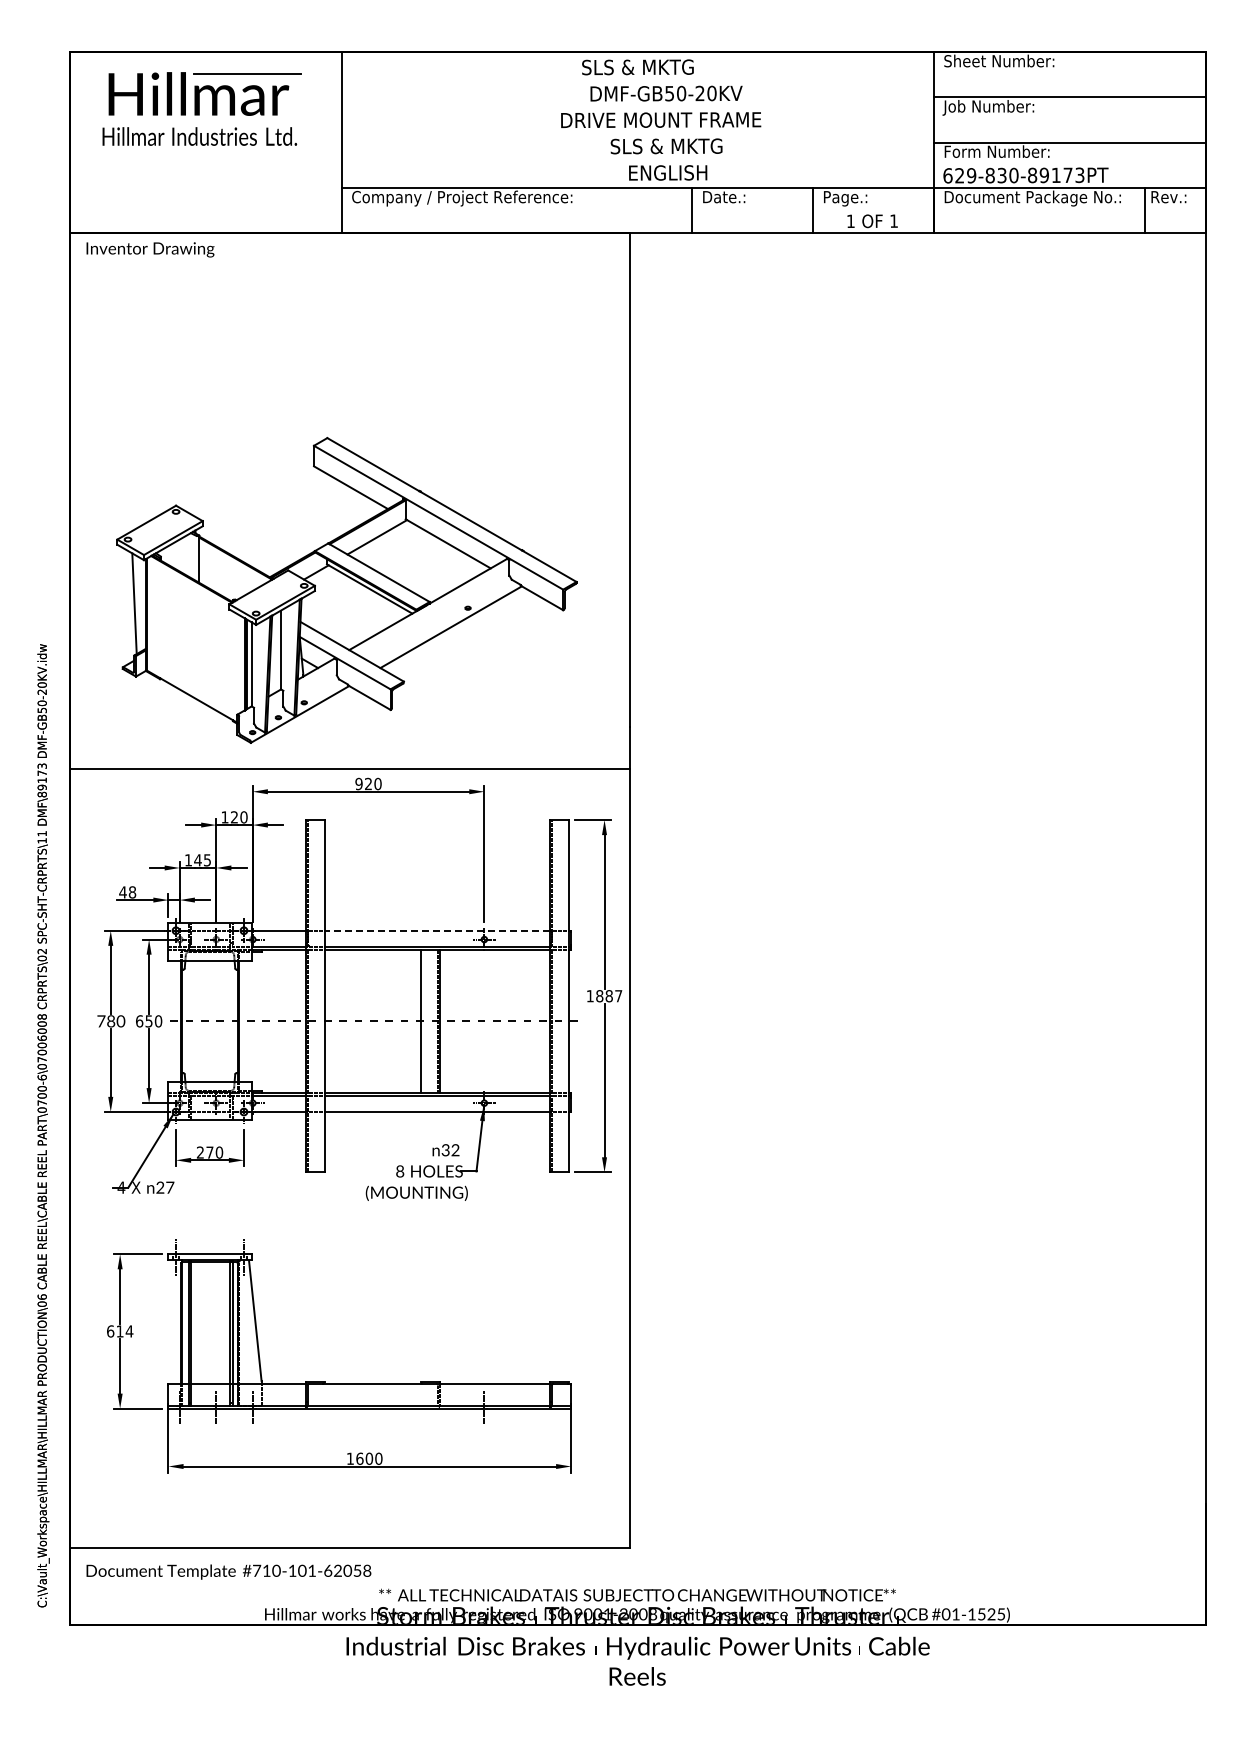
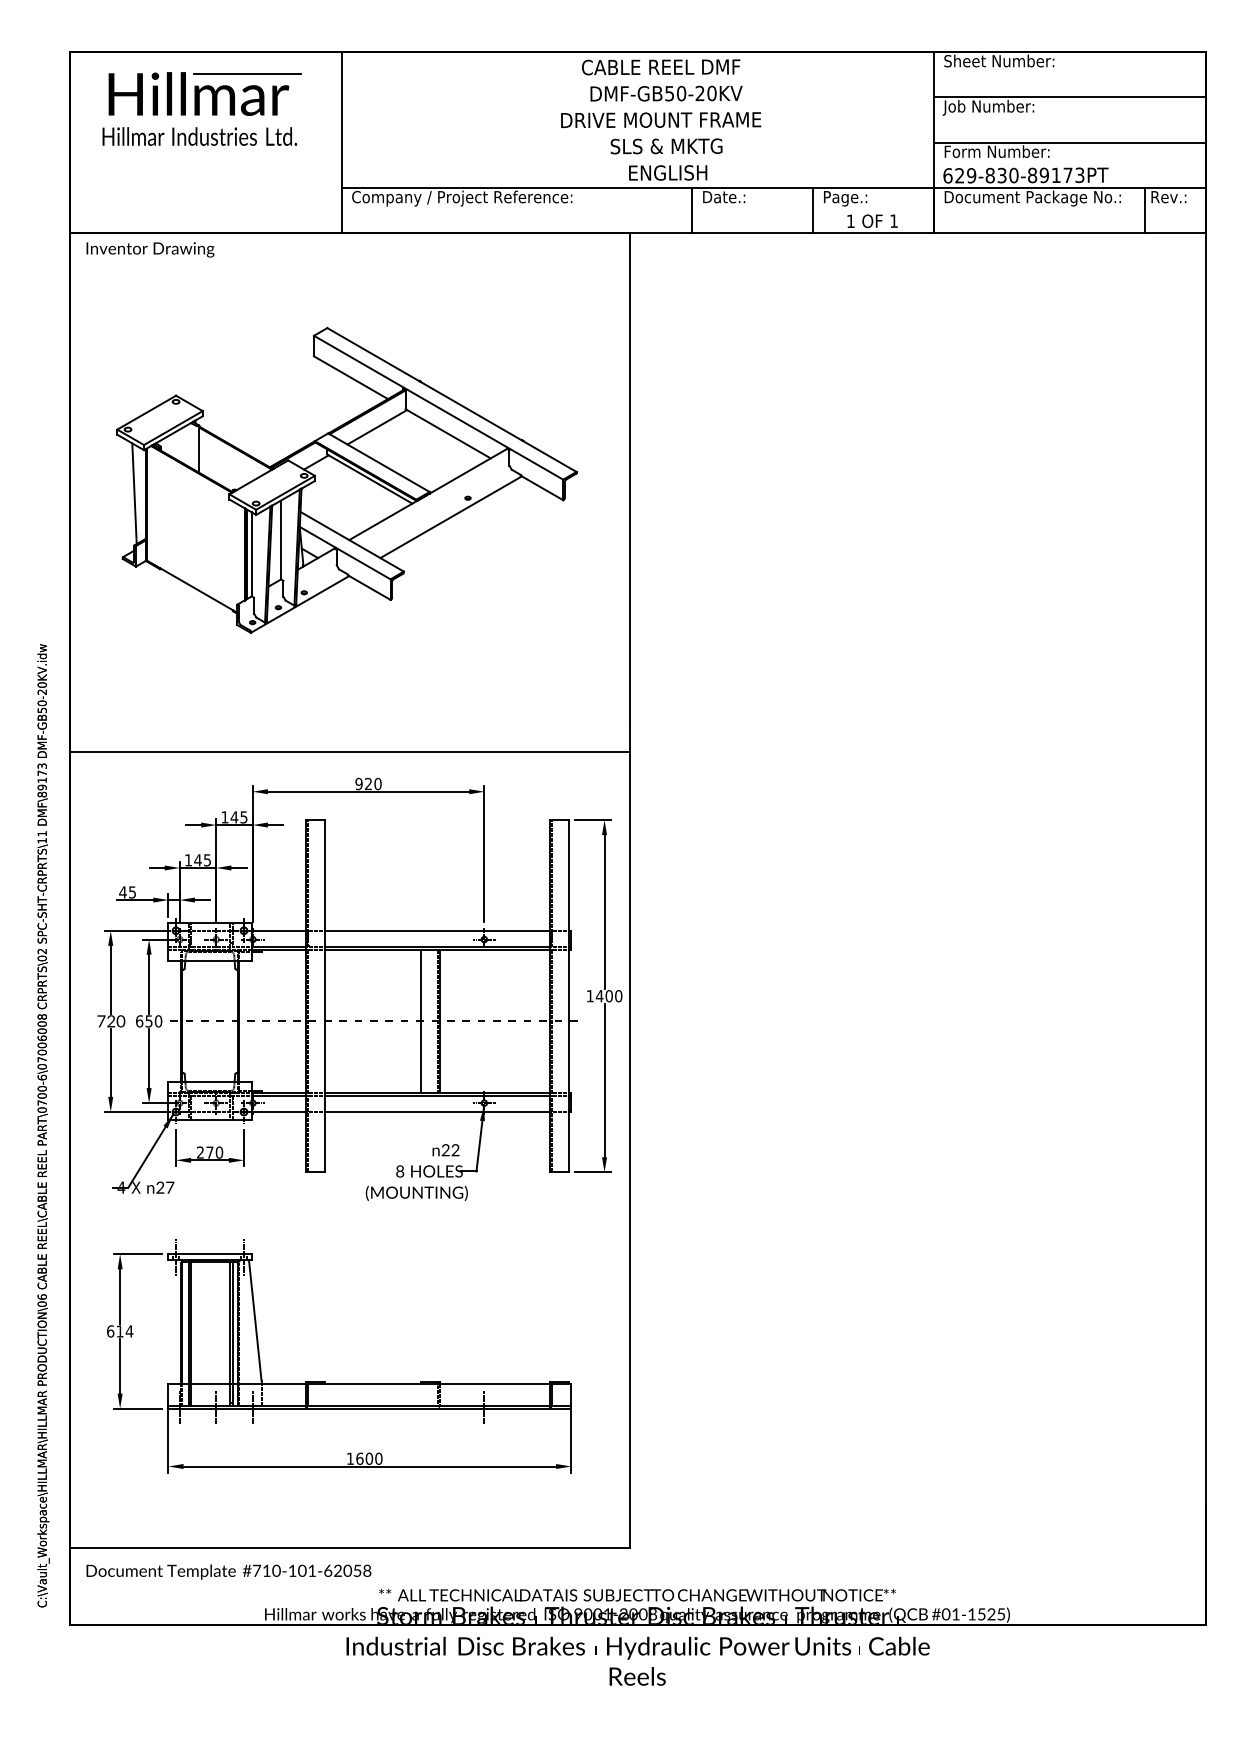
text: SLS & MKTG -> CABLE REEL DMF (661, 67)
part position: (346, 590) -> (346, 480) (346, 480)
line position: (349, 768) -> (349, 751) (349, 751)
text: 120 -> 145 (238, 817)
text: 48 -> 45 (132, 892)
line: dashed -> solid (437, 930)
text: 1887 -> 1400 (608, 996)
text: 780 -> 720 (111, 1021)
text: 32 -> 22 (445, 1152)
